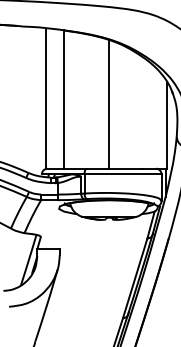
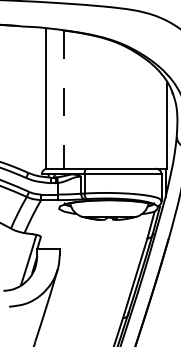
line: solid -> dashed (64, 100)
line: present -> none (109, 104)
